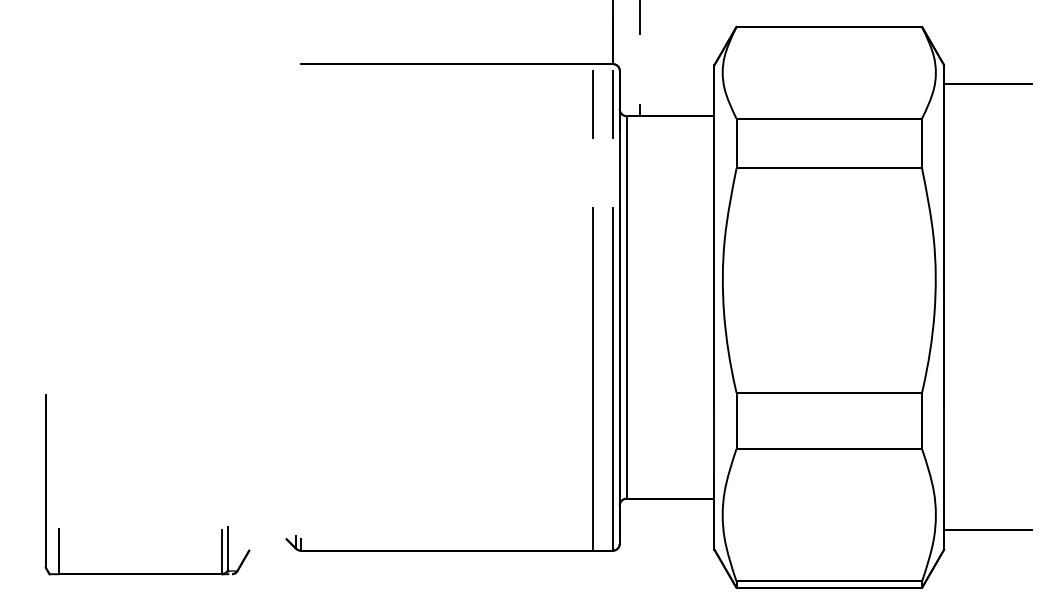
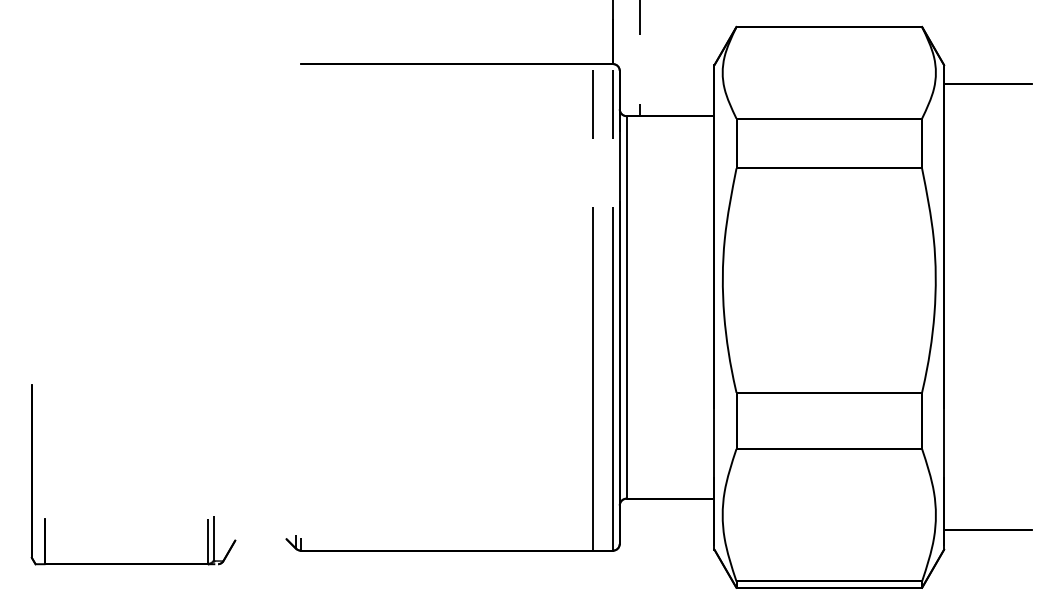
part position: (221, 529) -> (207, 519) (207, 519)
